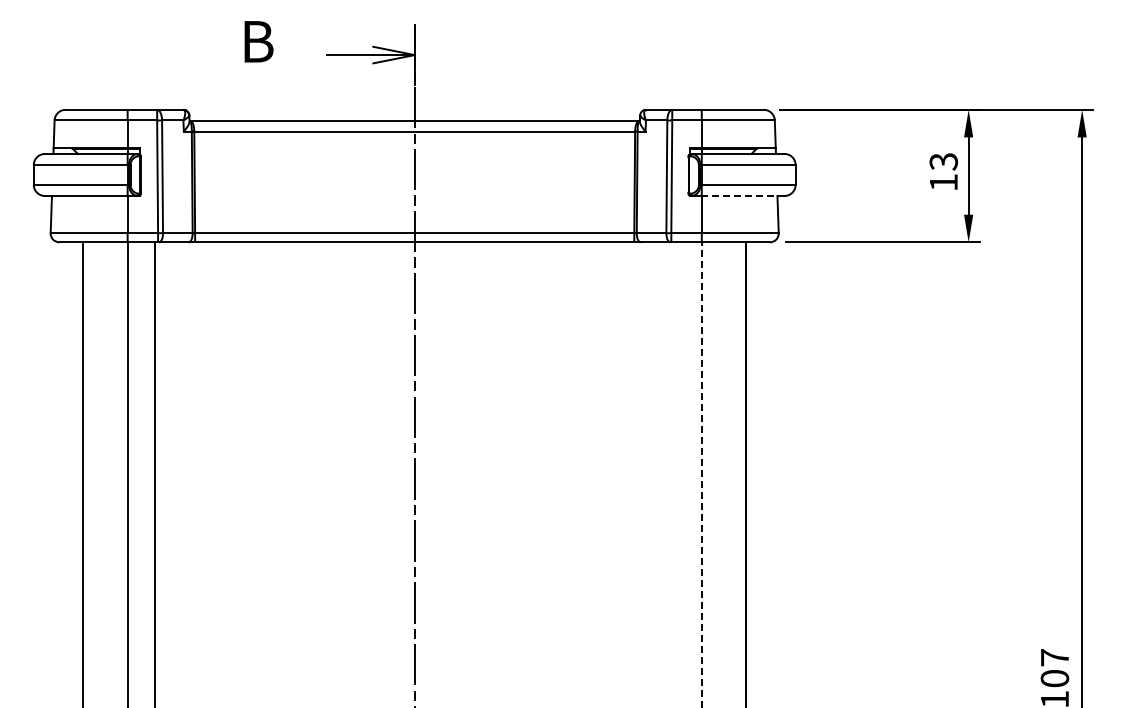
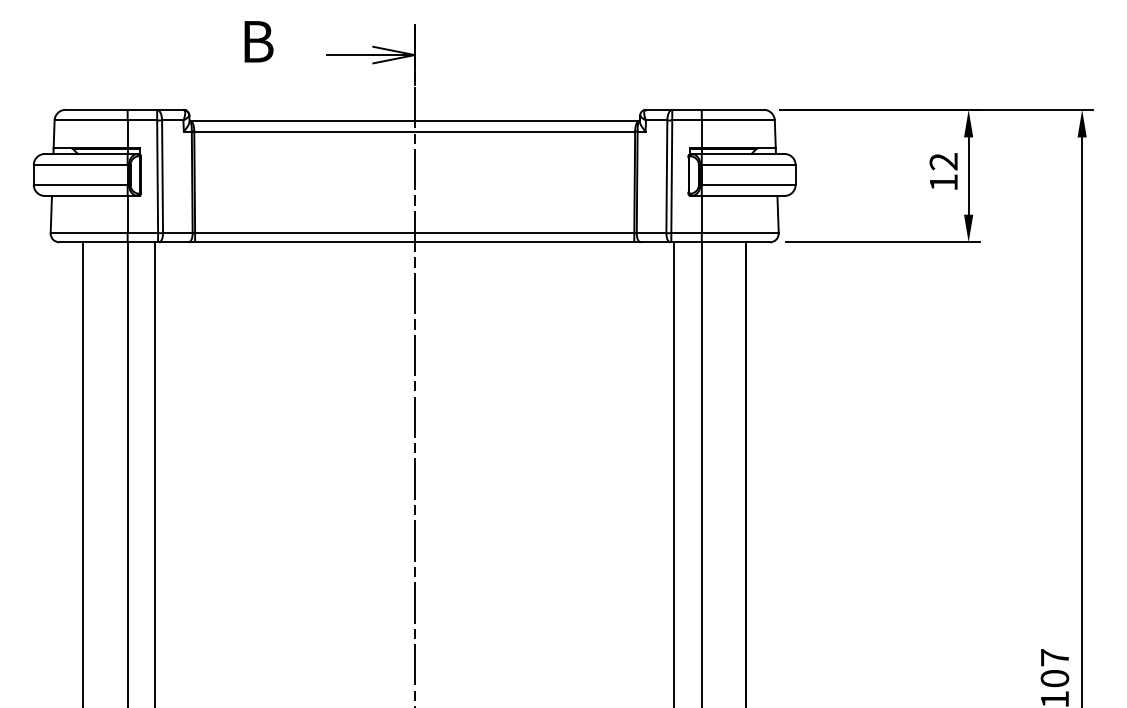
text: 13 -> 12 (943, 161)
line: dashed -> solid (742, 195)
line: none -> present (674, 473)
line: dashed -> solid (701, 474)
